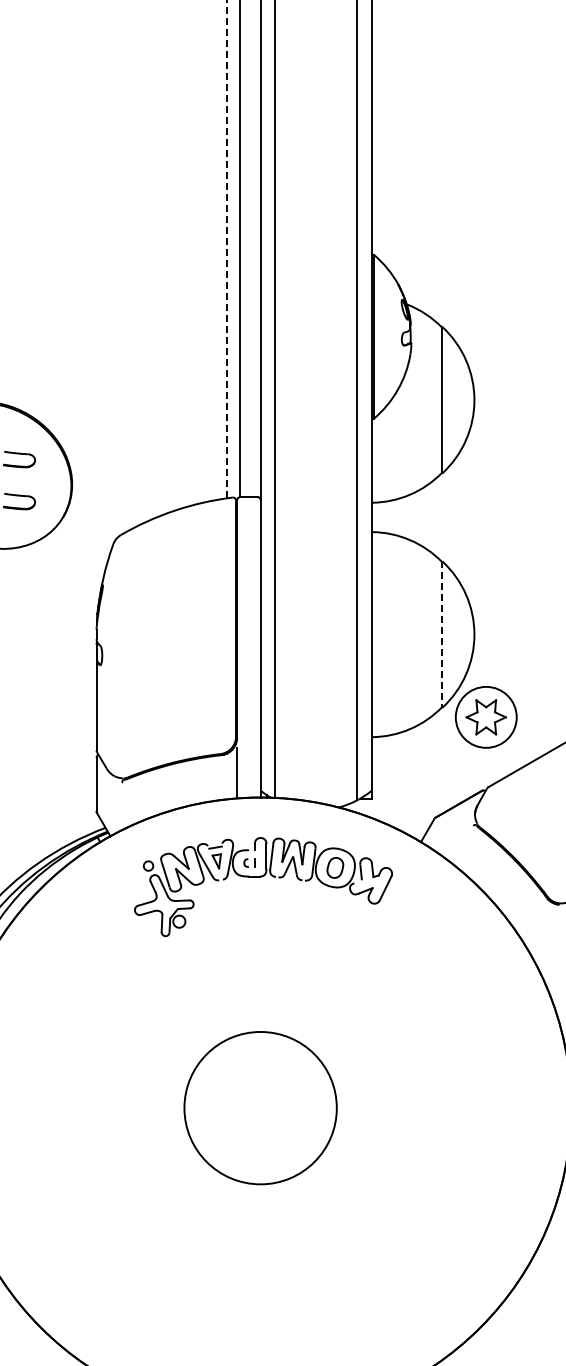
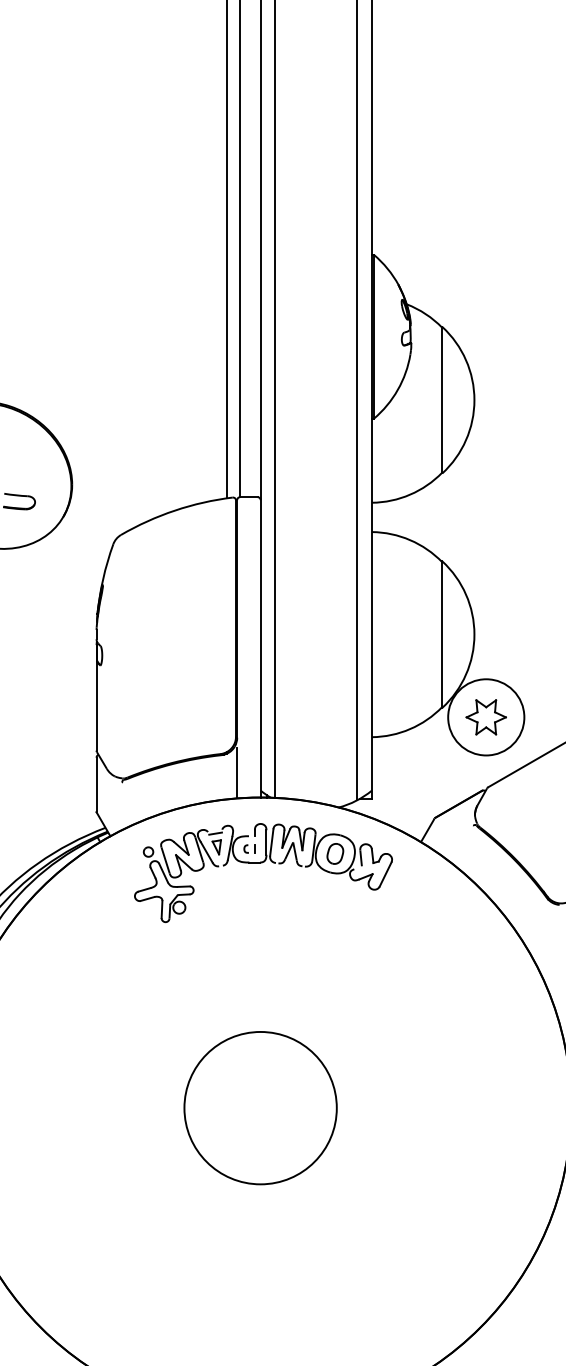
line: dashed -> solid (226, 249)
part: present -> none (19, 459)
line: dashed -> solid (442, 635)
circle diameter: 61 px -> 76 px (486, 717)
part position: (262, 877) -> (262, 863) (262, 863)
